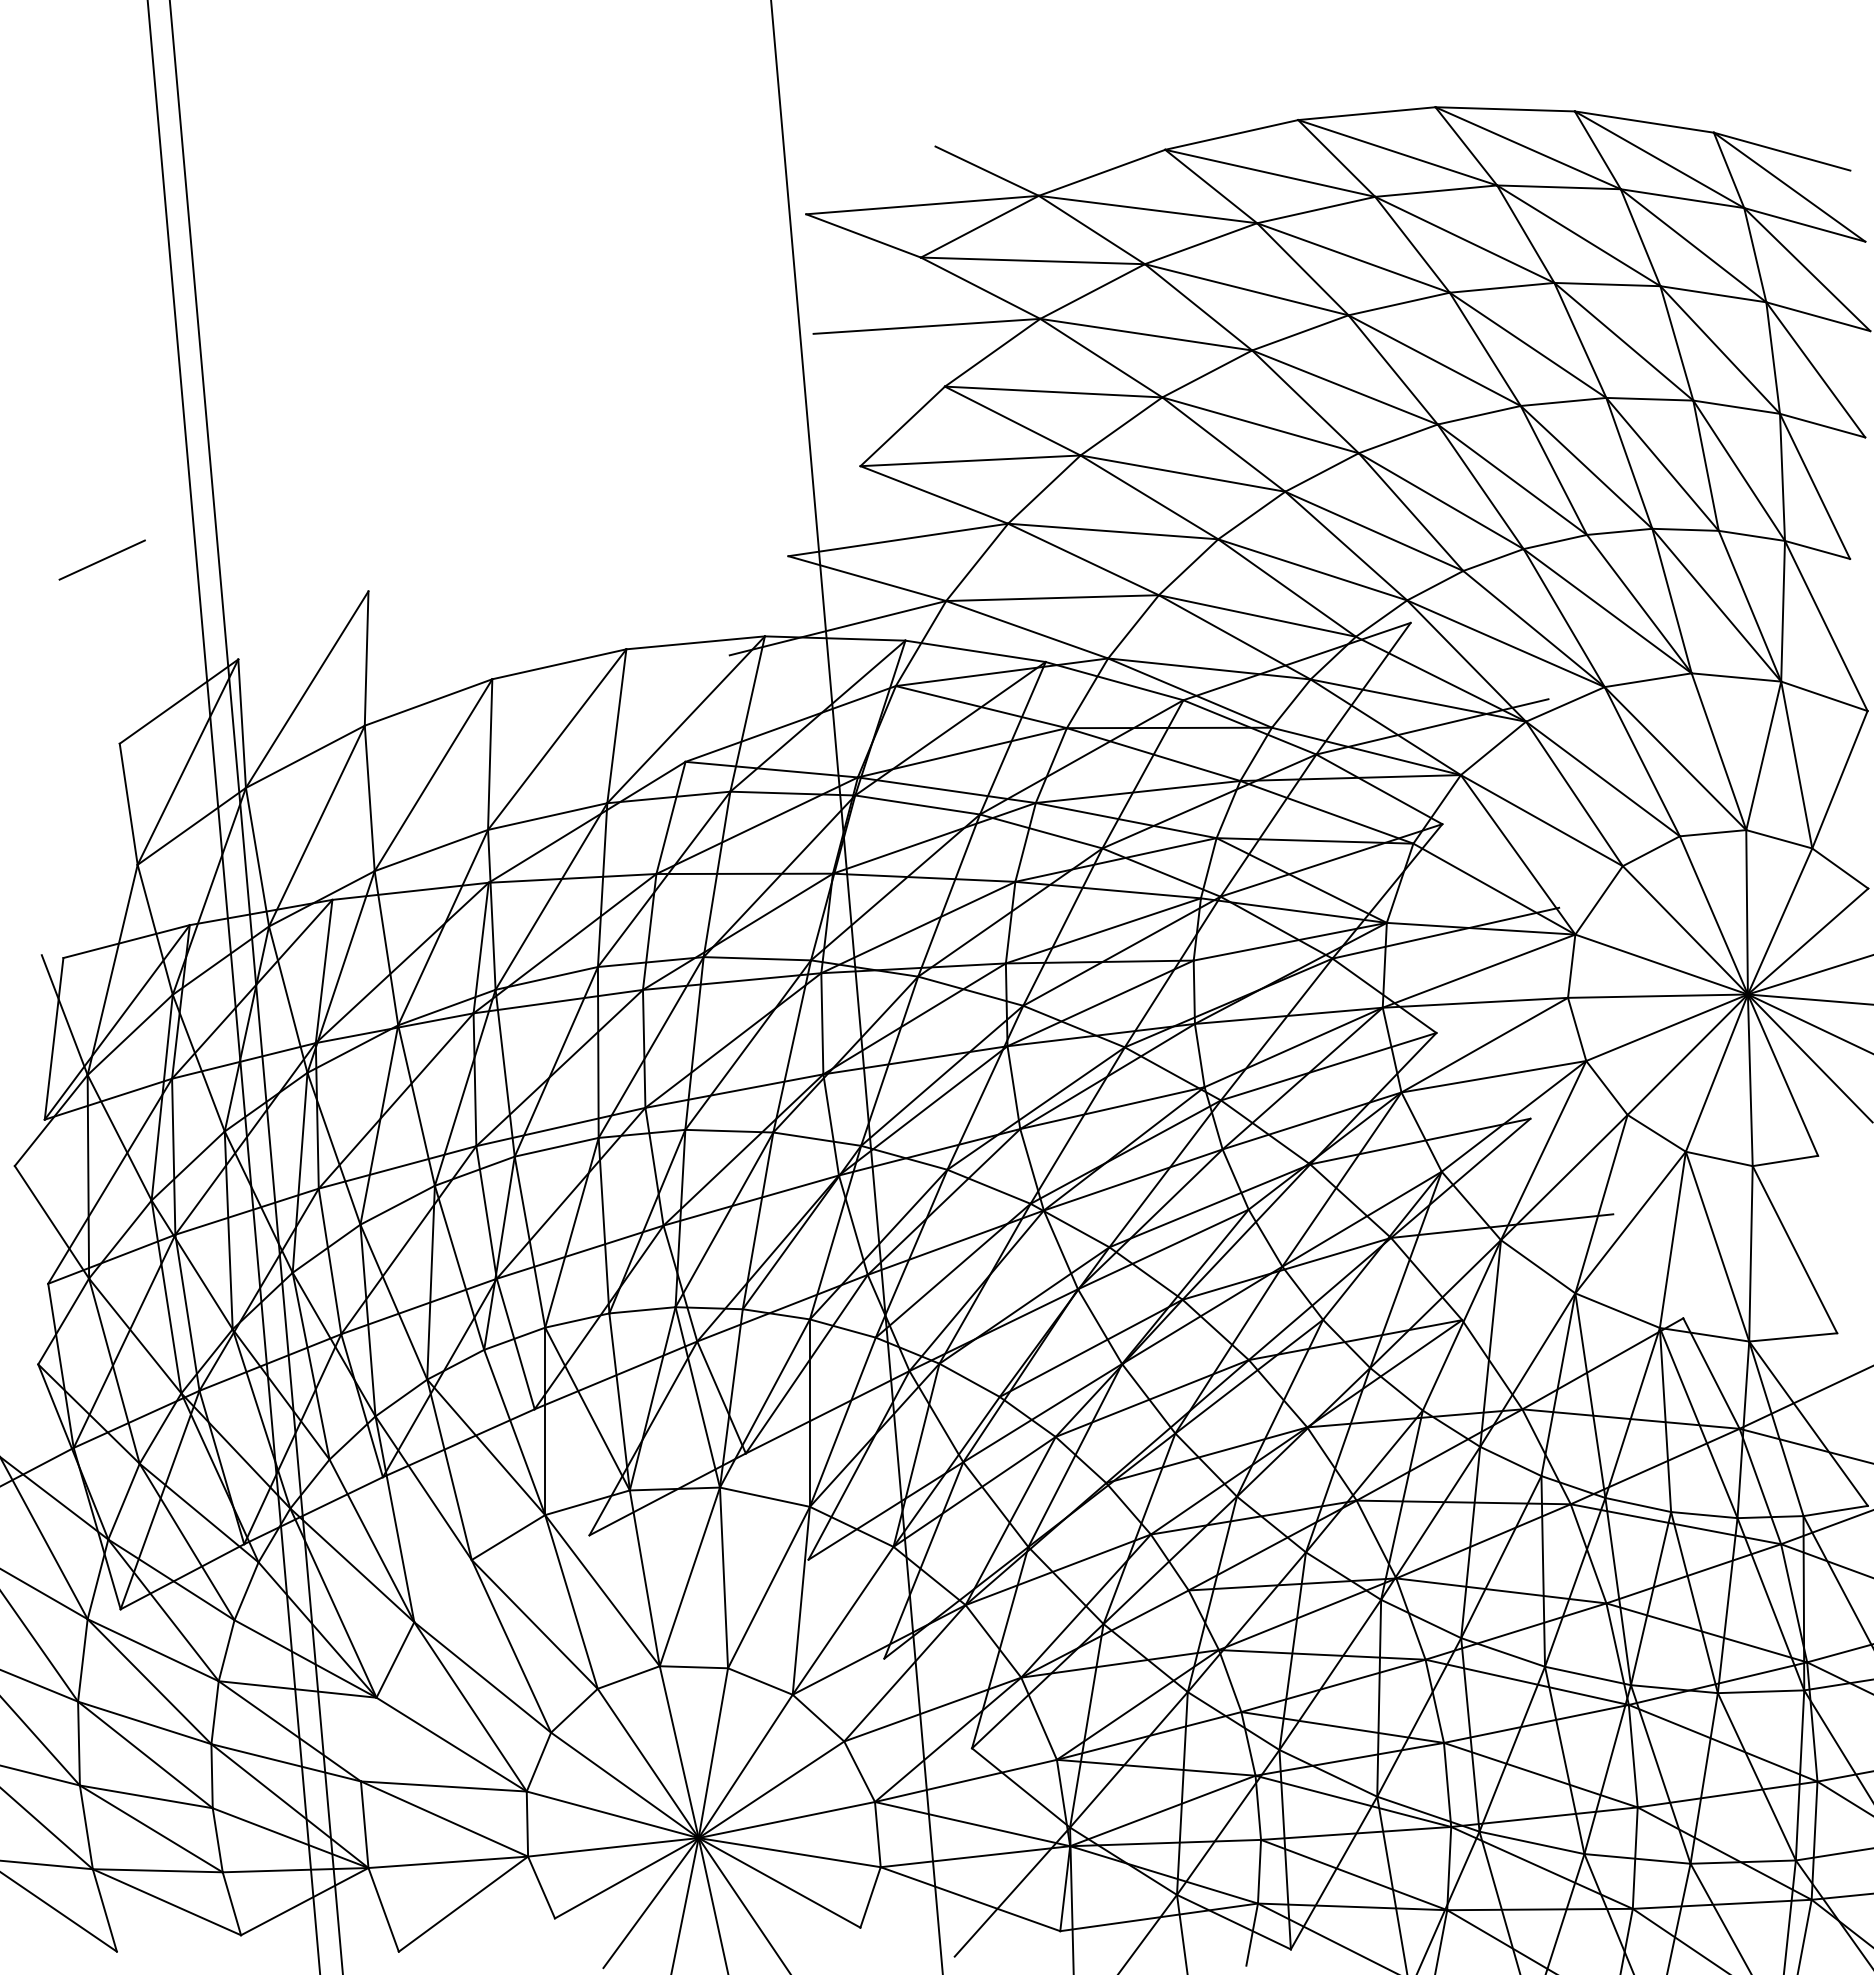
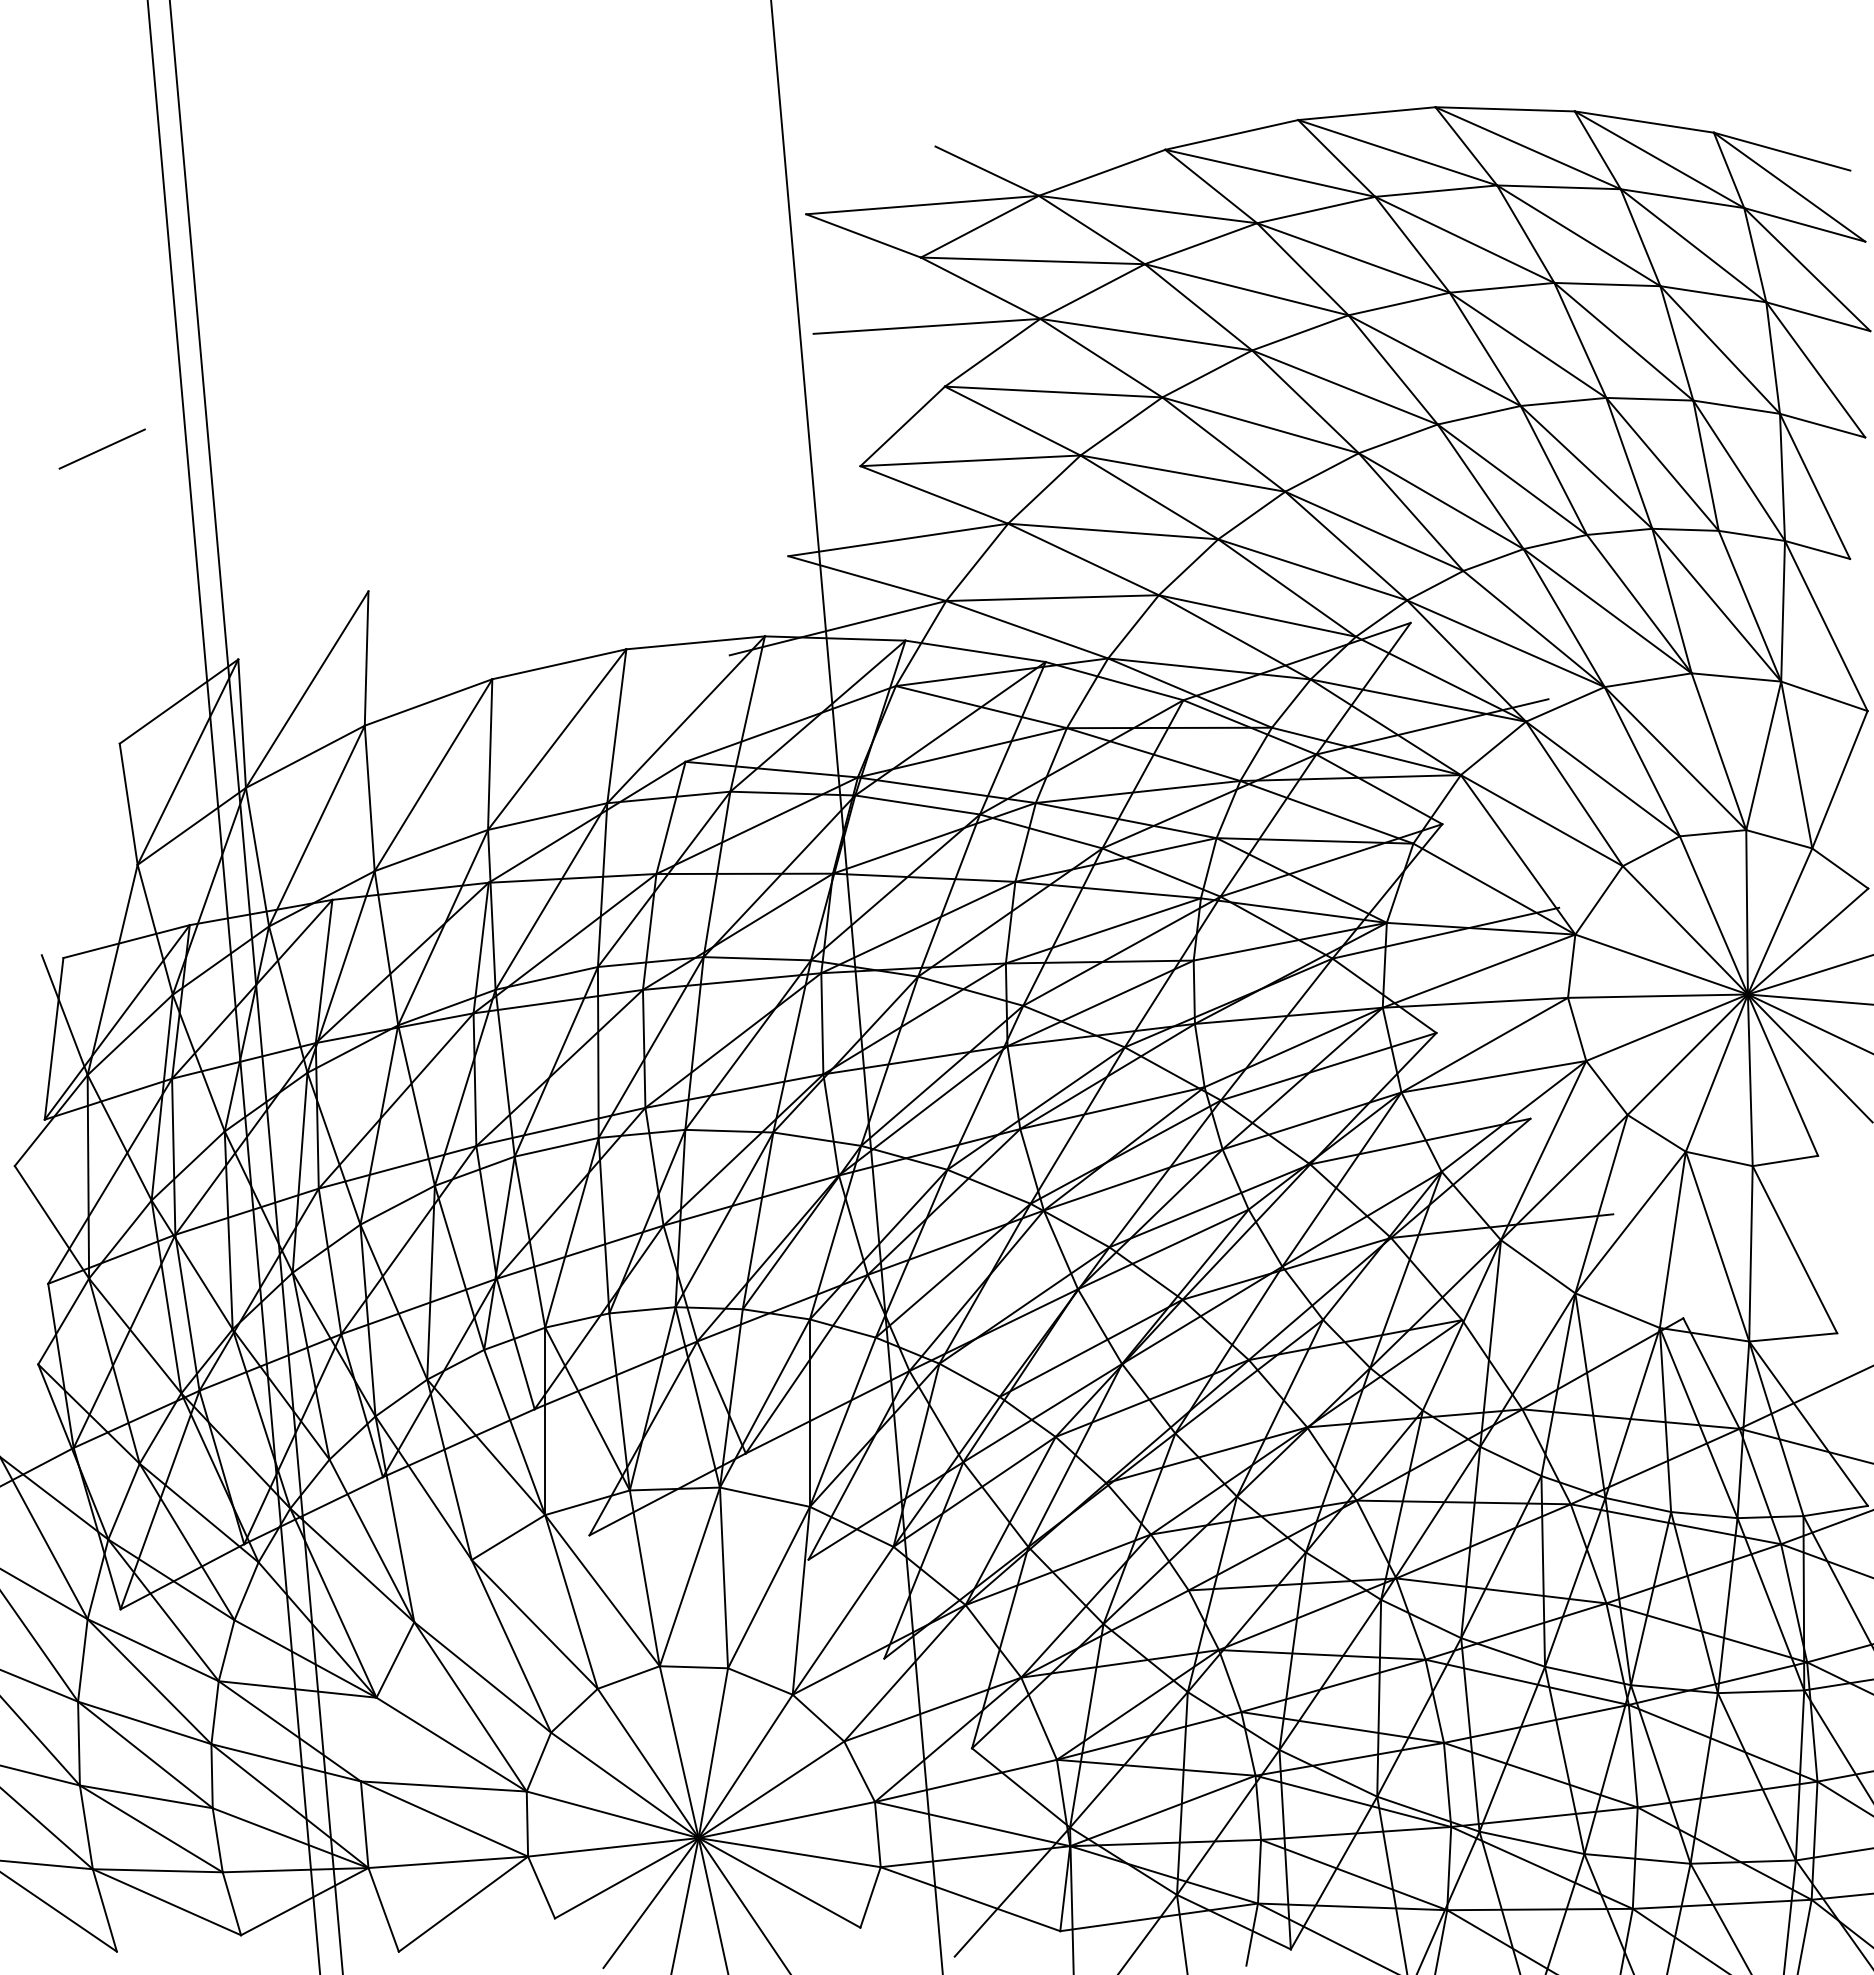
line position: (101, 559) -> (101, 448) (101, 448)
